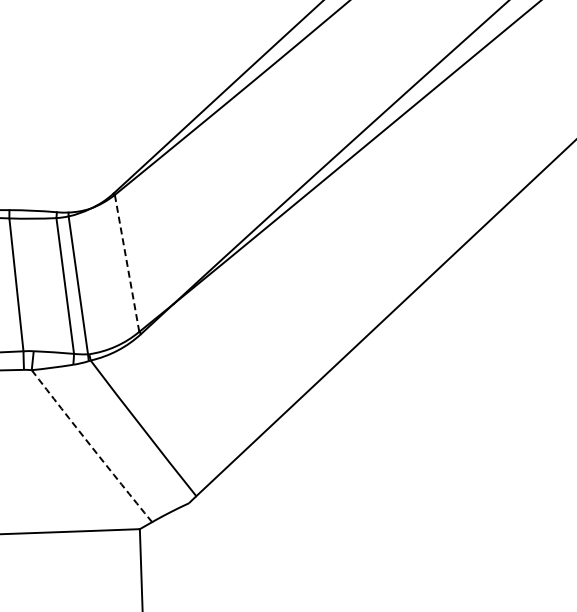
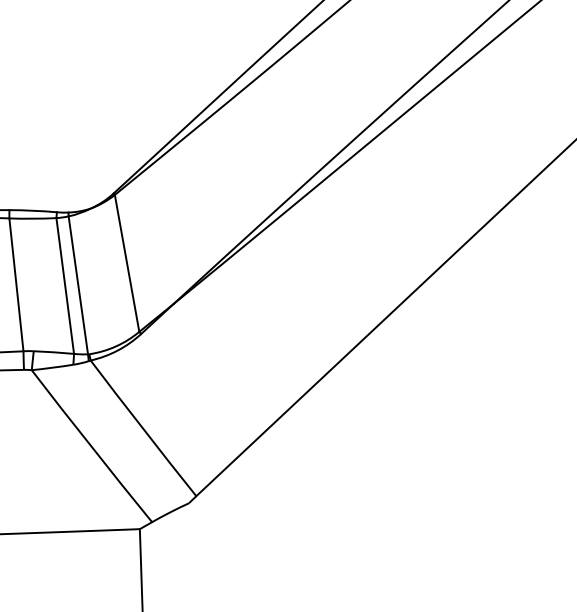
line: dashed -> solid (127, 263)
arc: dashed -> solid (91, 446)
